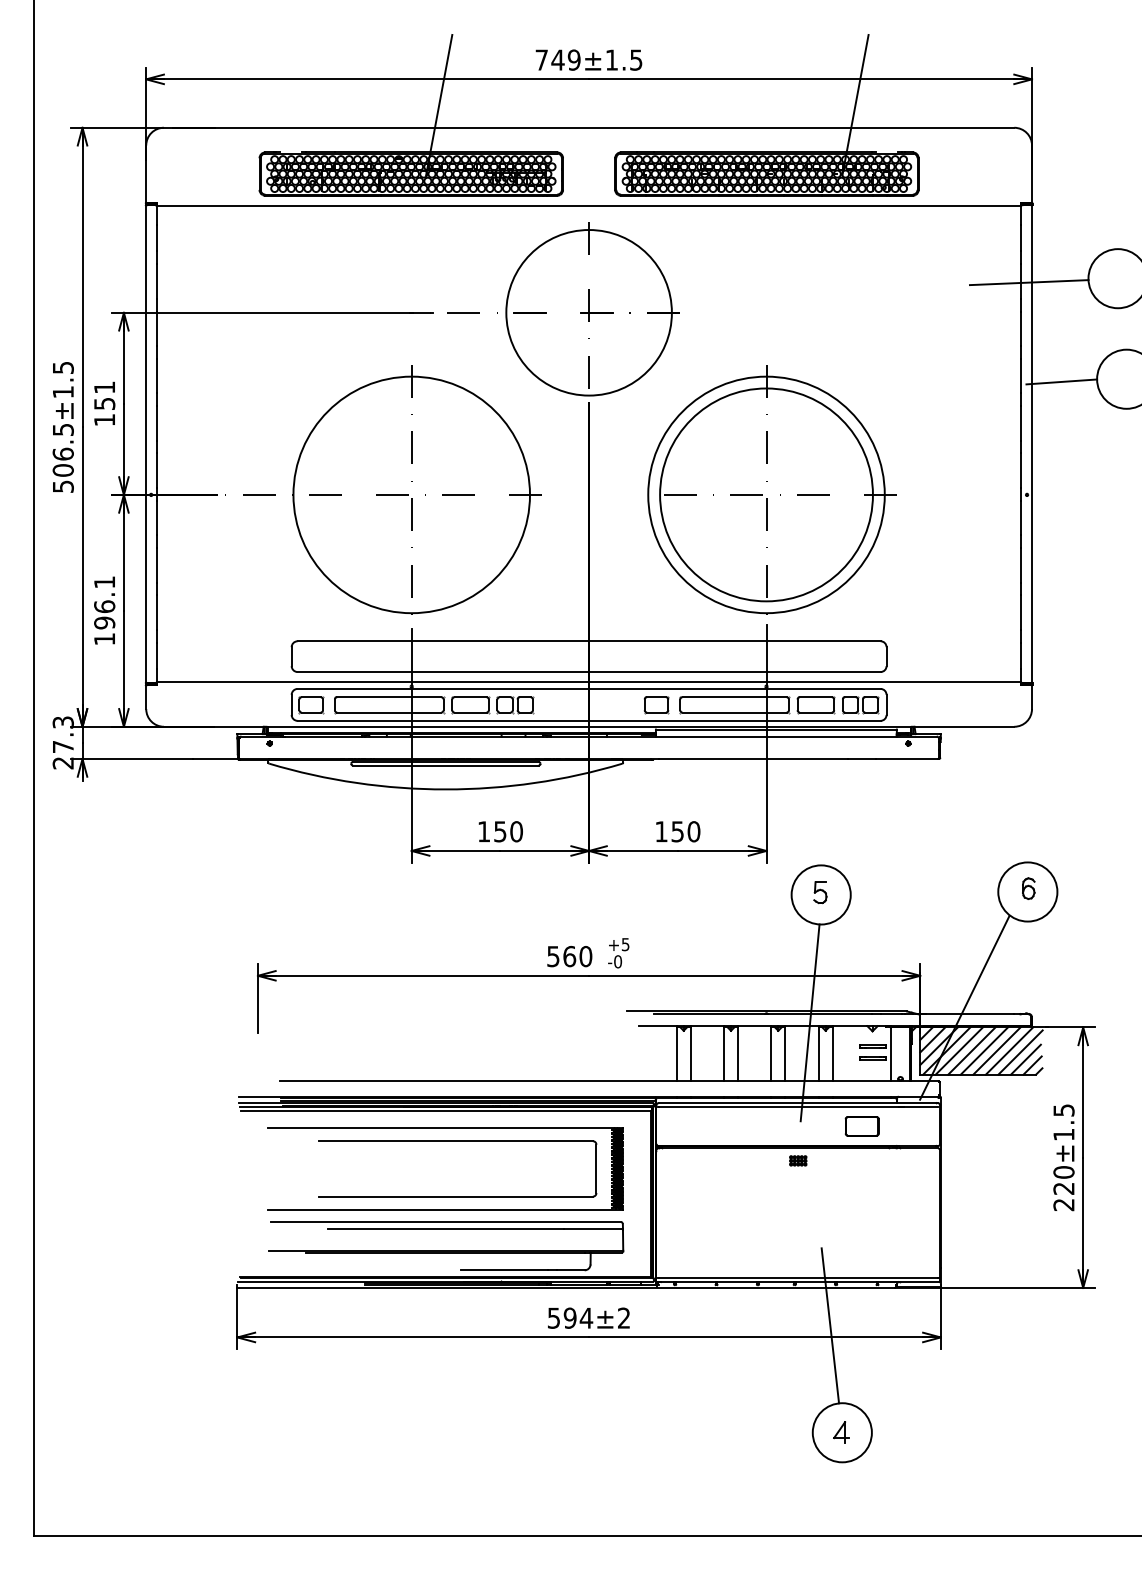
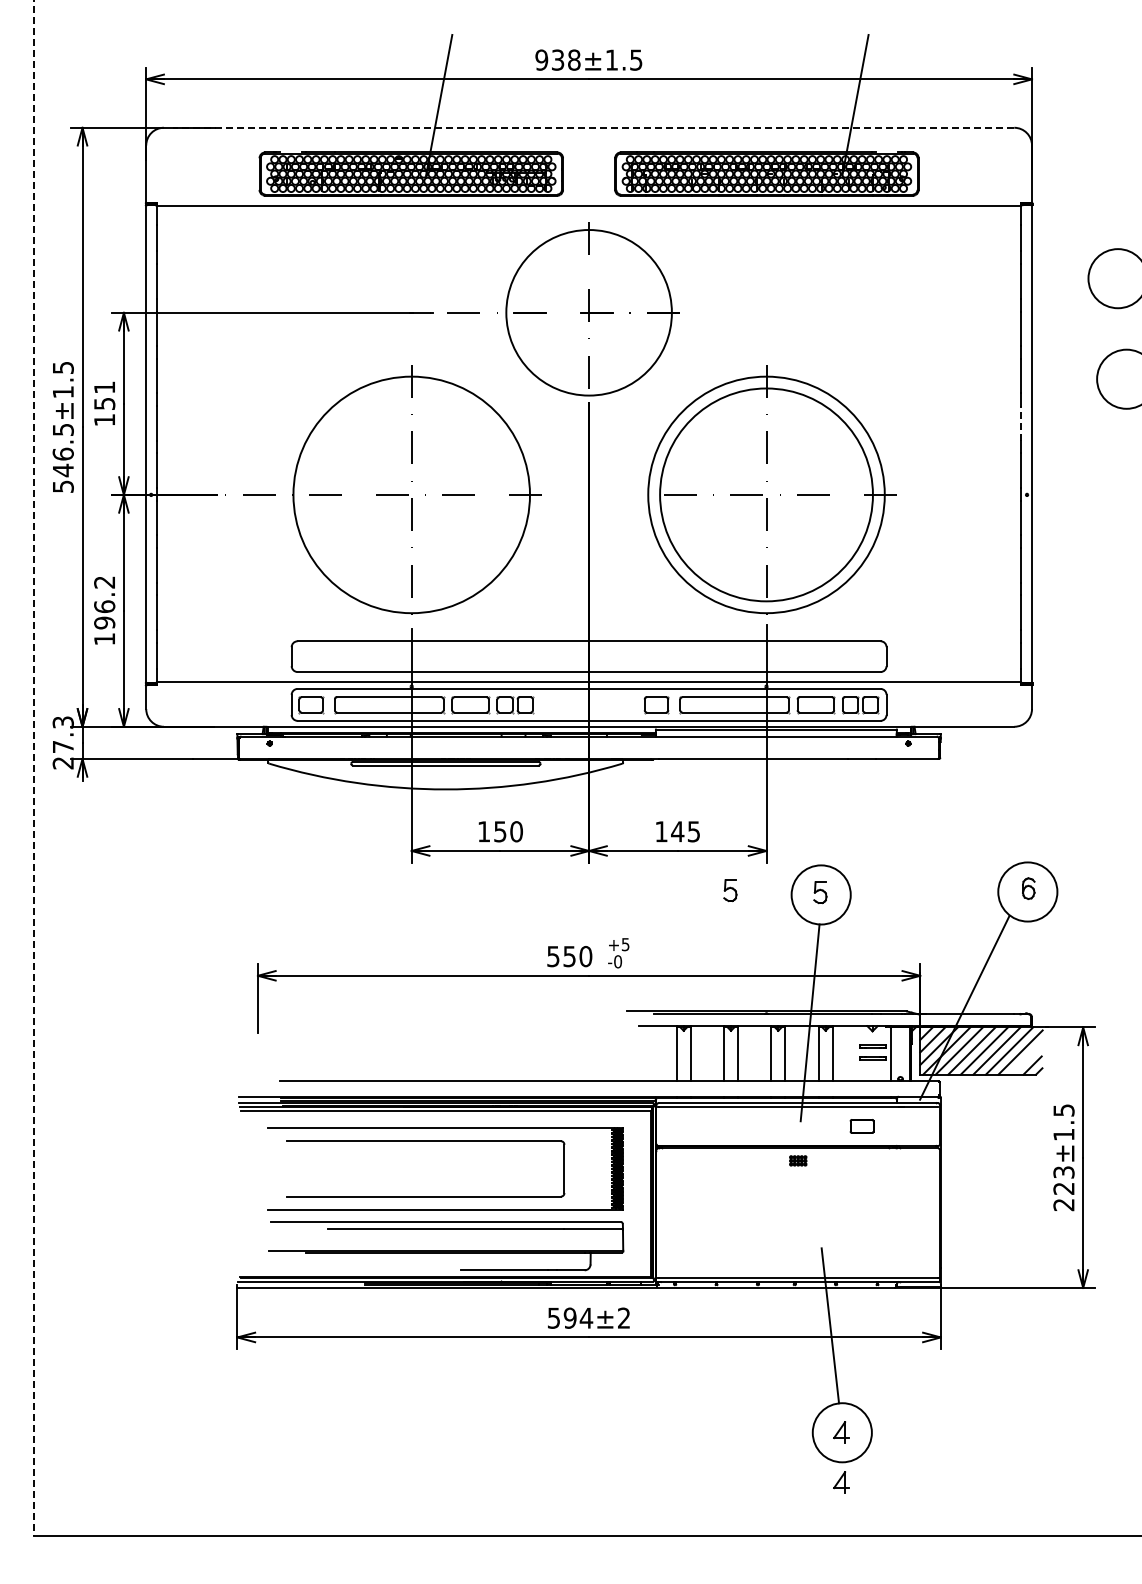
text: 749±1.5 -> 938±1.5 (557, 59)
line: solid -> dashed (593, 127)
line: present -> none (1028, 282)
line: present -> none (1061, 381)
line: solid -> dashed (1021, 422)
text: 506.5±1.5 -> 546.5±1.5 (62, 470)
text: 196.1 -> 196.2 (104, 582)
line: solid -> dashed (34, 768)
text: 150 -> 145 (685, 831)
part: none -> present (730, 890)
text: 560 -> 550 (569, 956)
line: present -> none (1025, 1059)
part size: 36x21 px -> 26x15 px (861, 1126)
part position: (457, 1141) -> (425, 1141) (425, 1141)
text: 220±1.5 -> 223±1.5 (1063, 1172)
part: none -> present (841, 1482)
